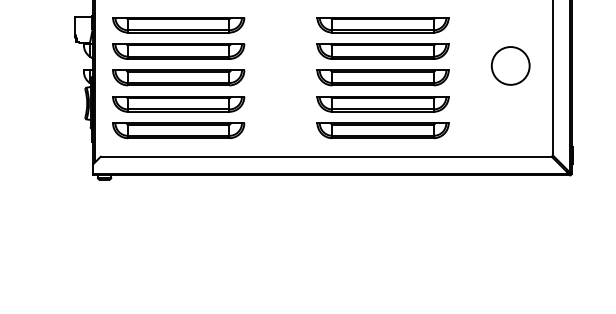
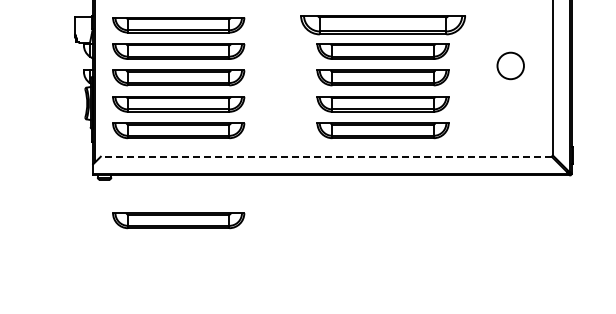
part size: 134x17 px -> 166x21 px (382, 25)
circle diameter: 38 px -> 26 px (510, 65)
line: solid -> dashed (325, 156)
part: none -> present (178, 220)
